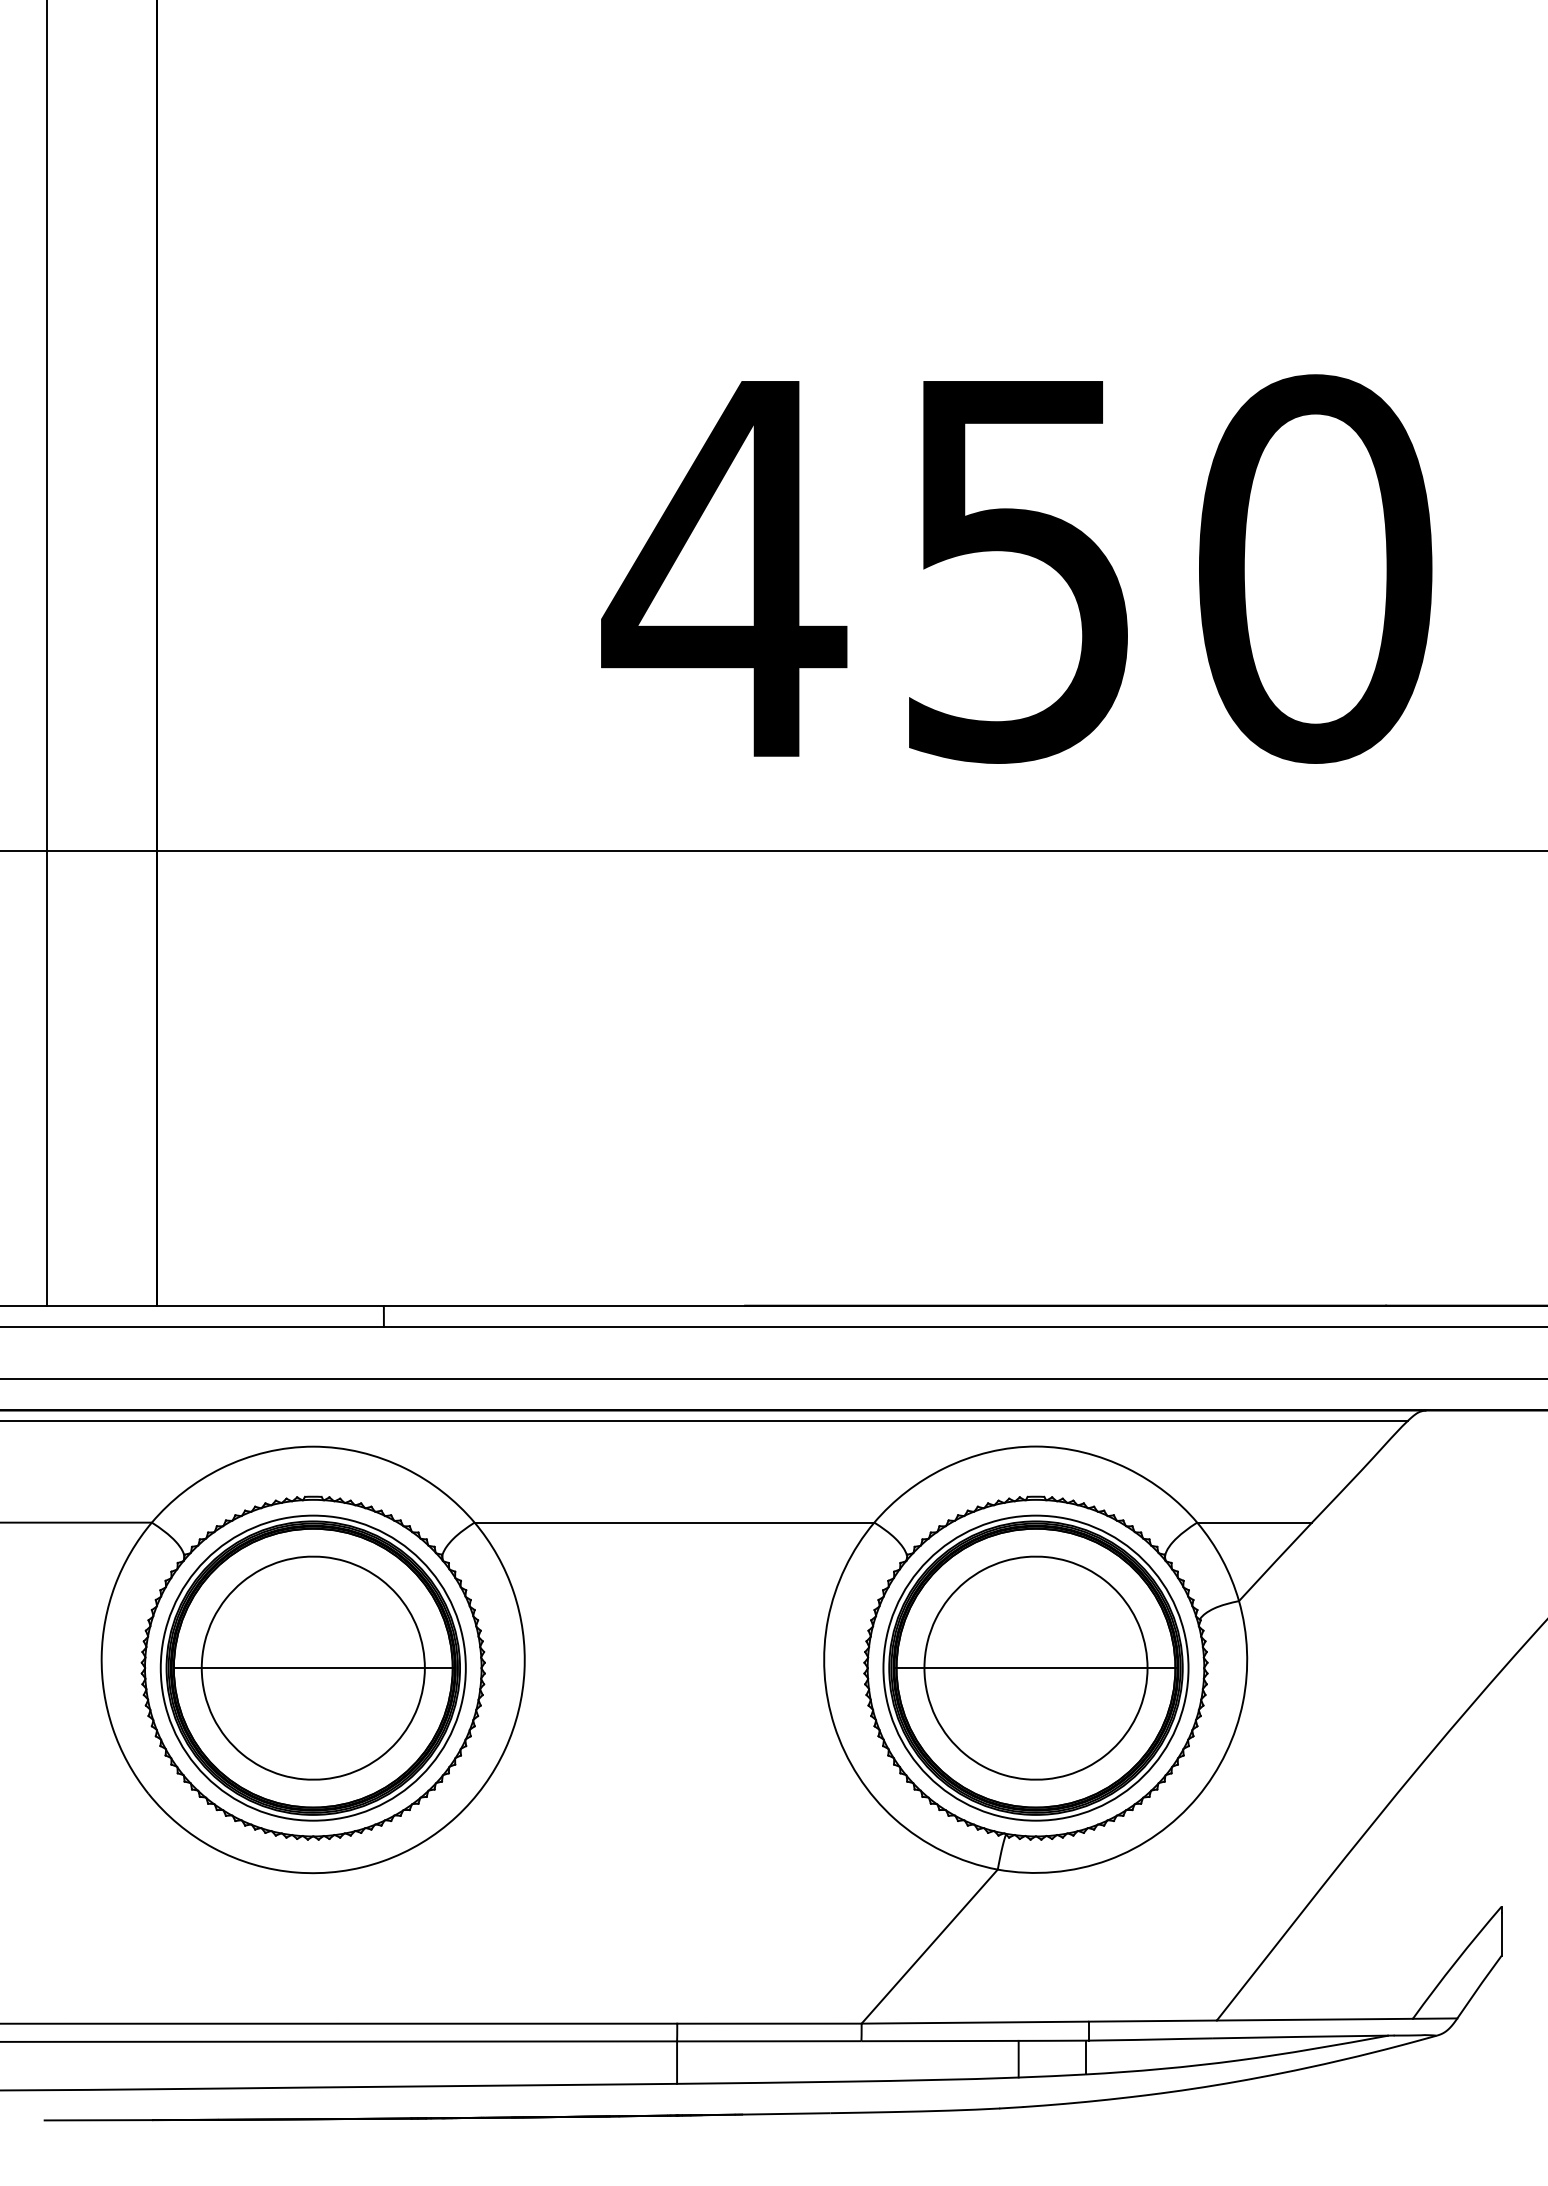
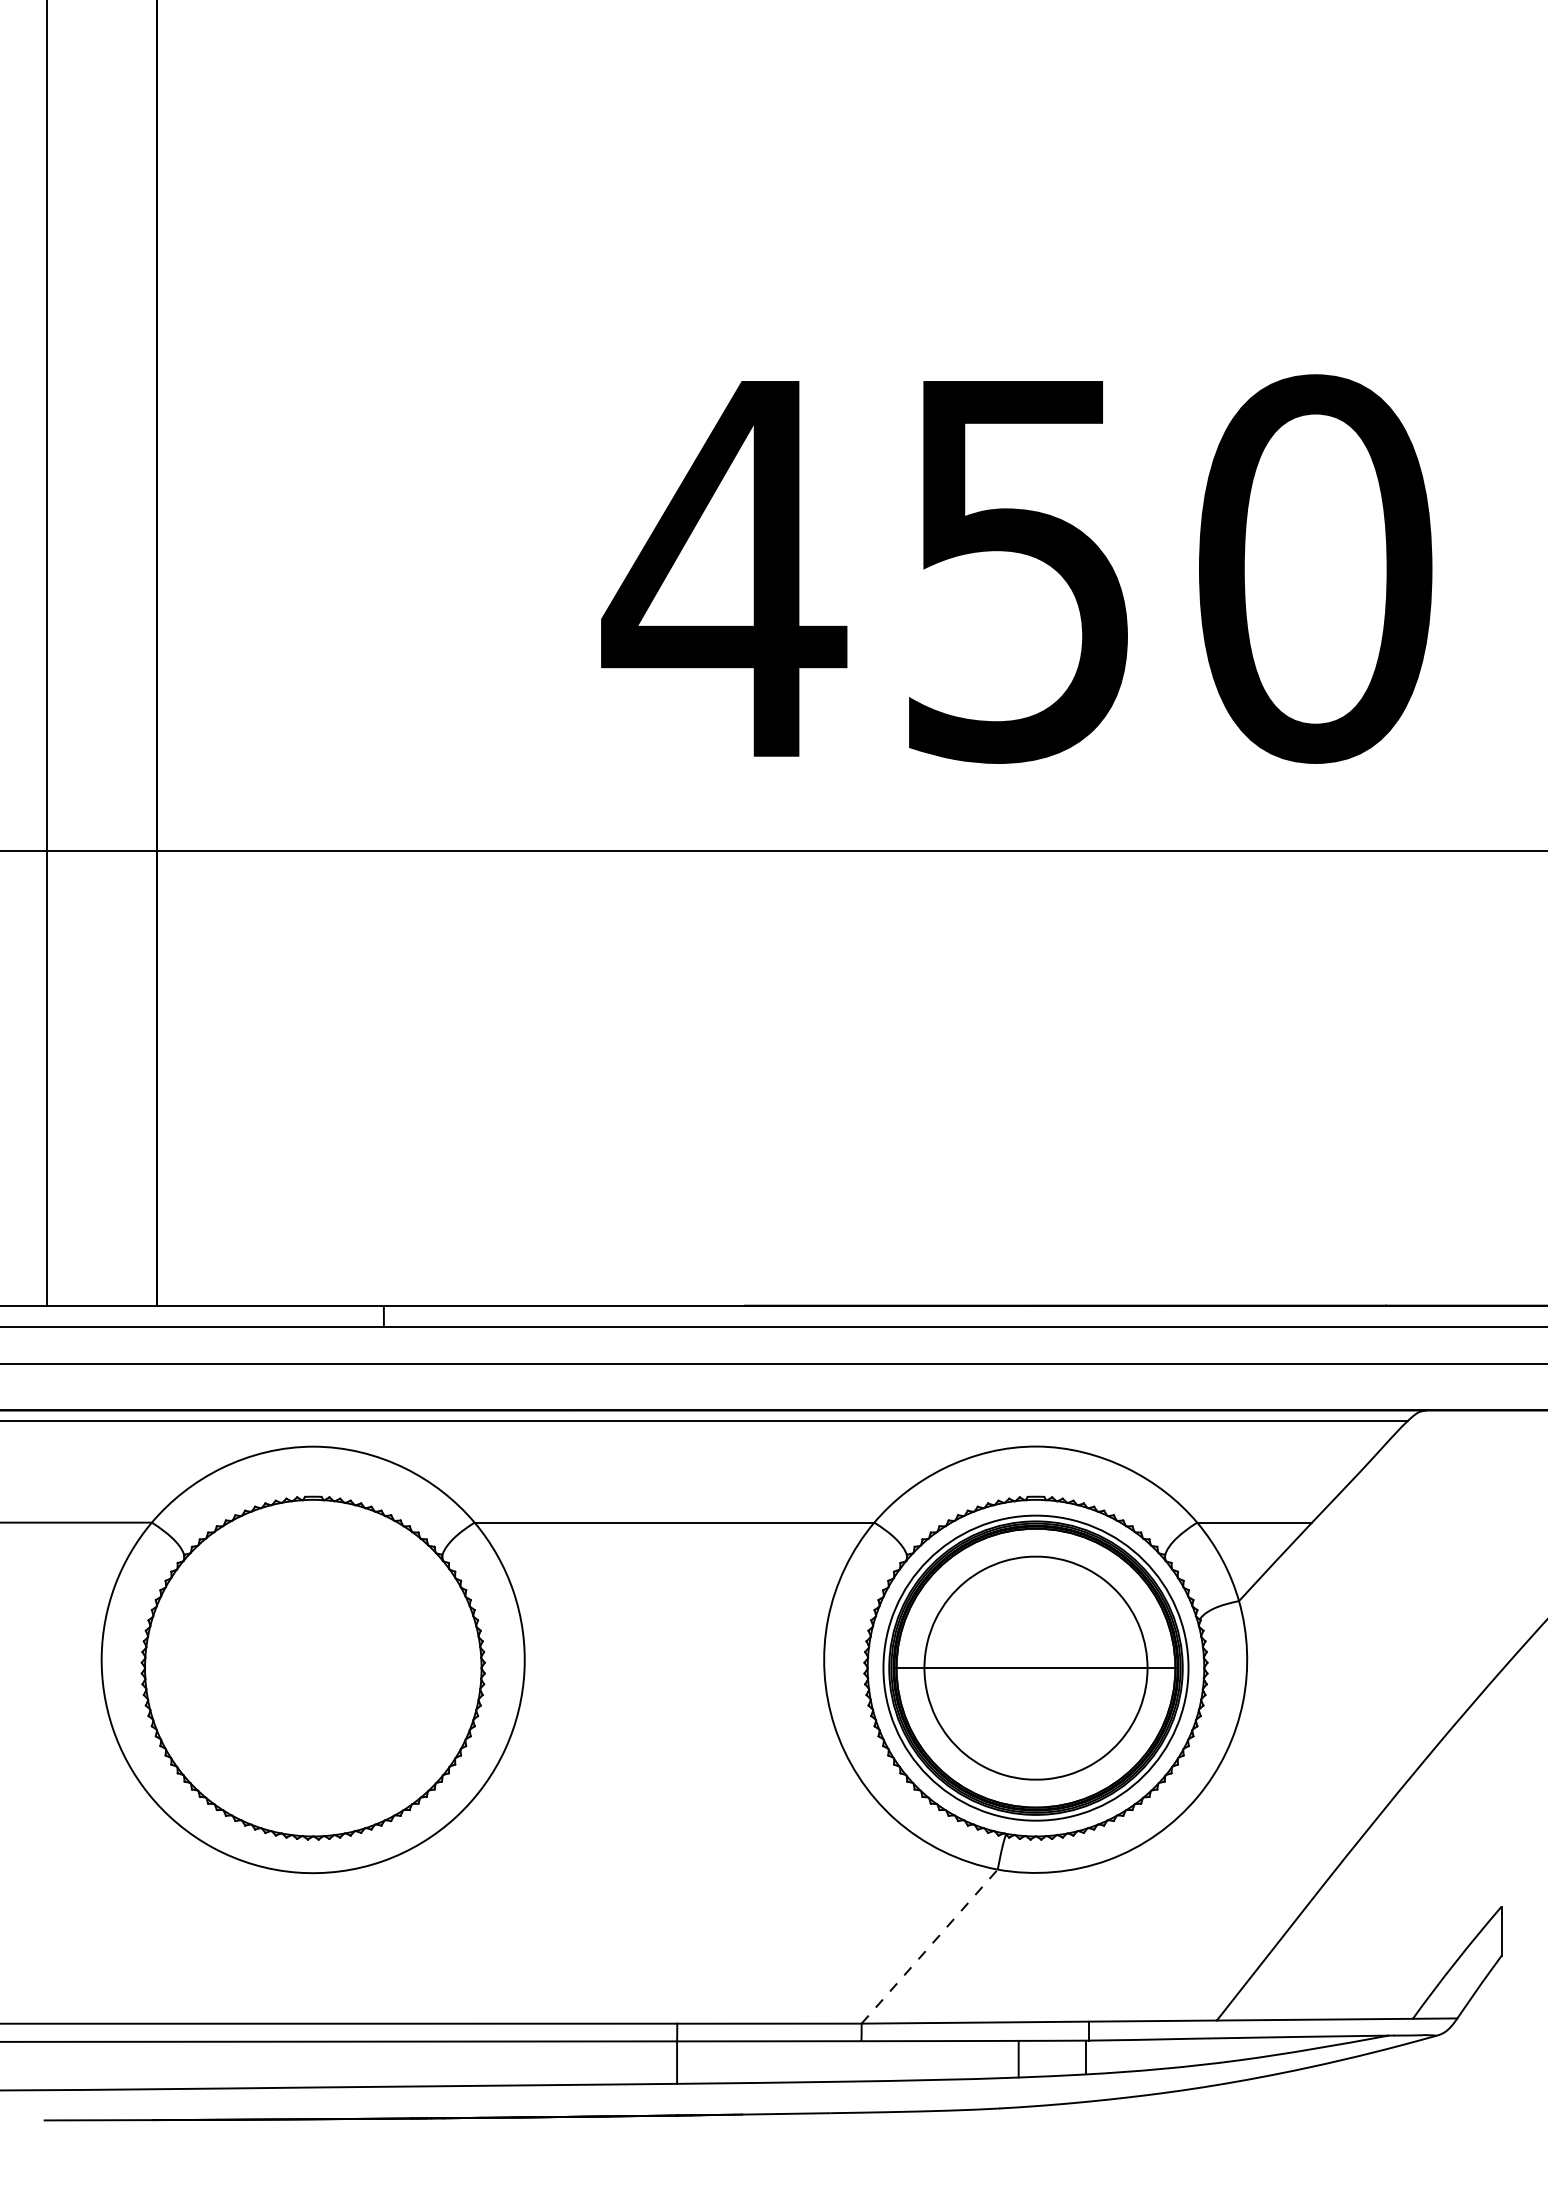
line position: (773, 1378) -> (773, 1363) (773, 1363)
part: present -> none (312, 1667)
line: solid -> dashed (929, 1946)
